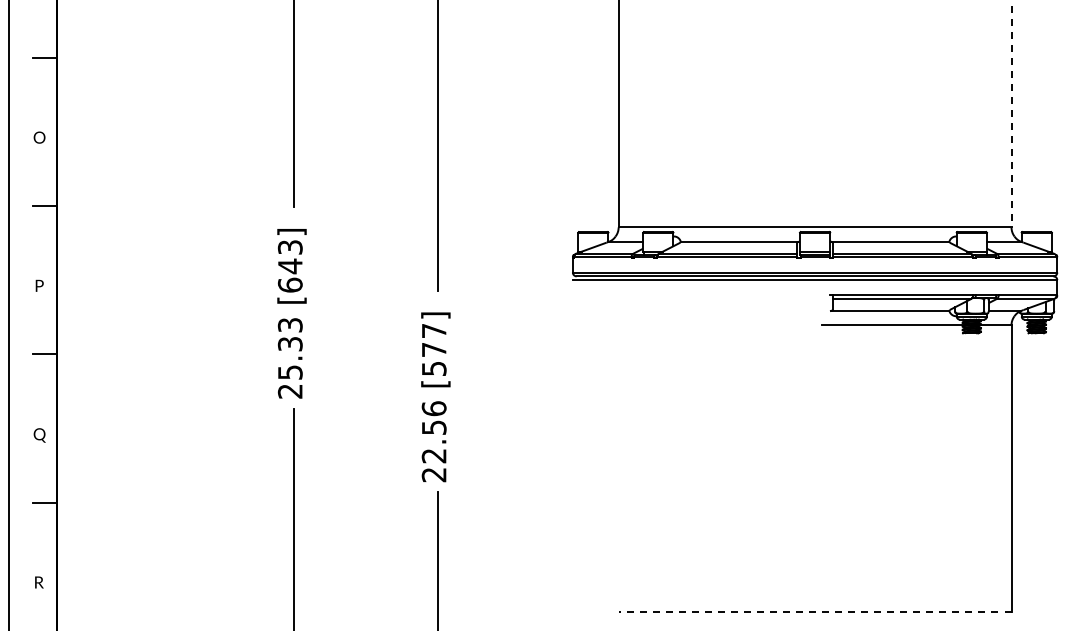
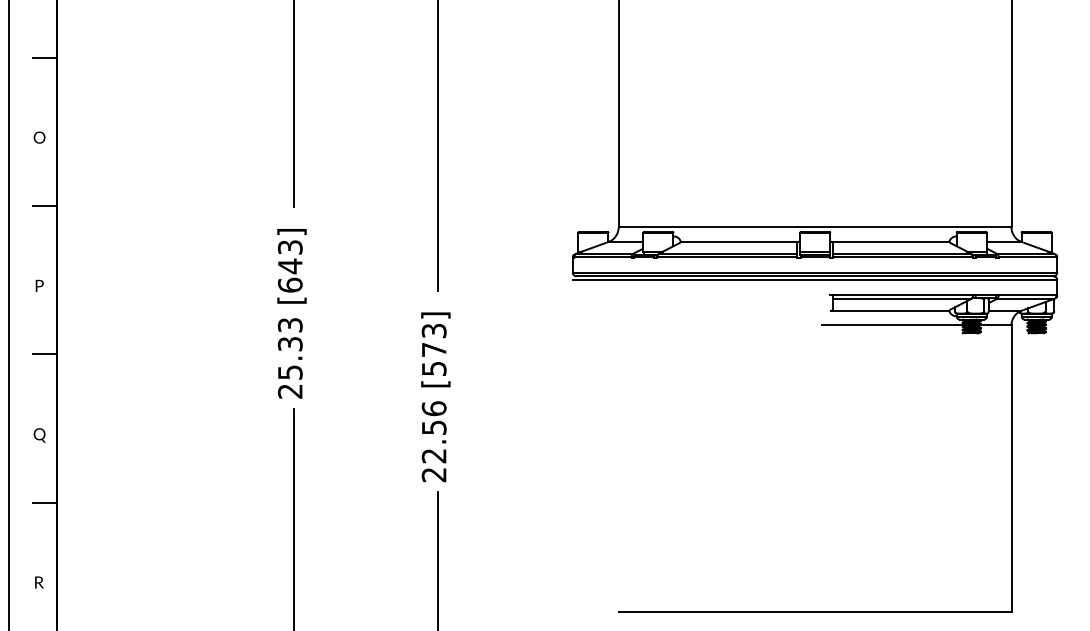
line: dashed -> solid (1011, 114)
text: [577] -> [573] (433, 331)
line: dashed -> solid (814, 611)
